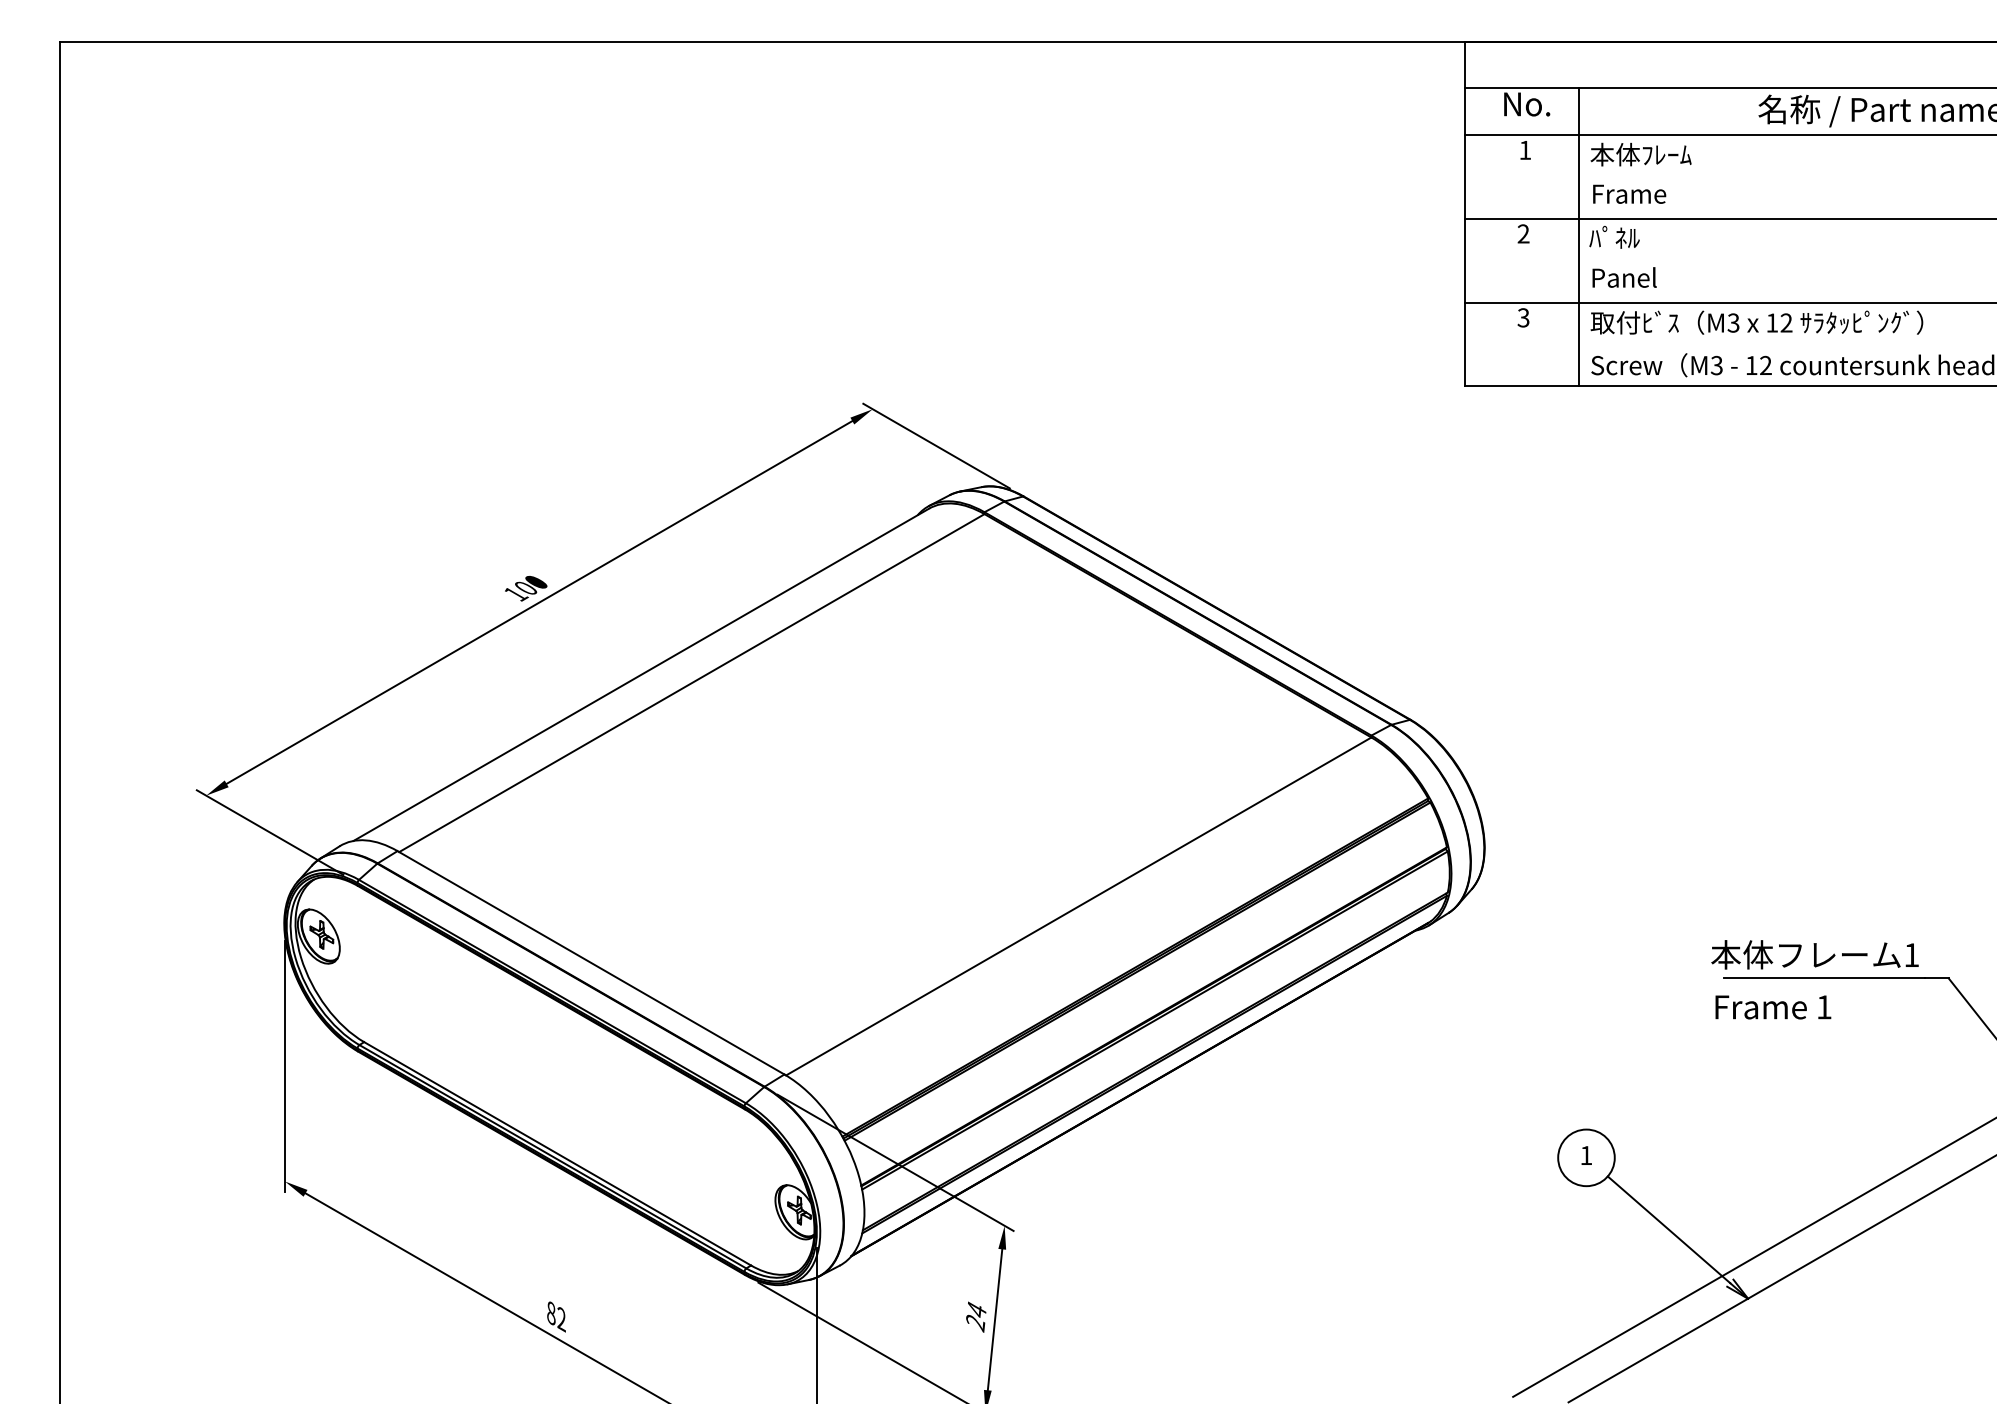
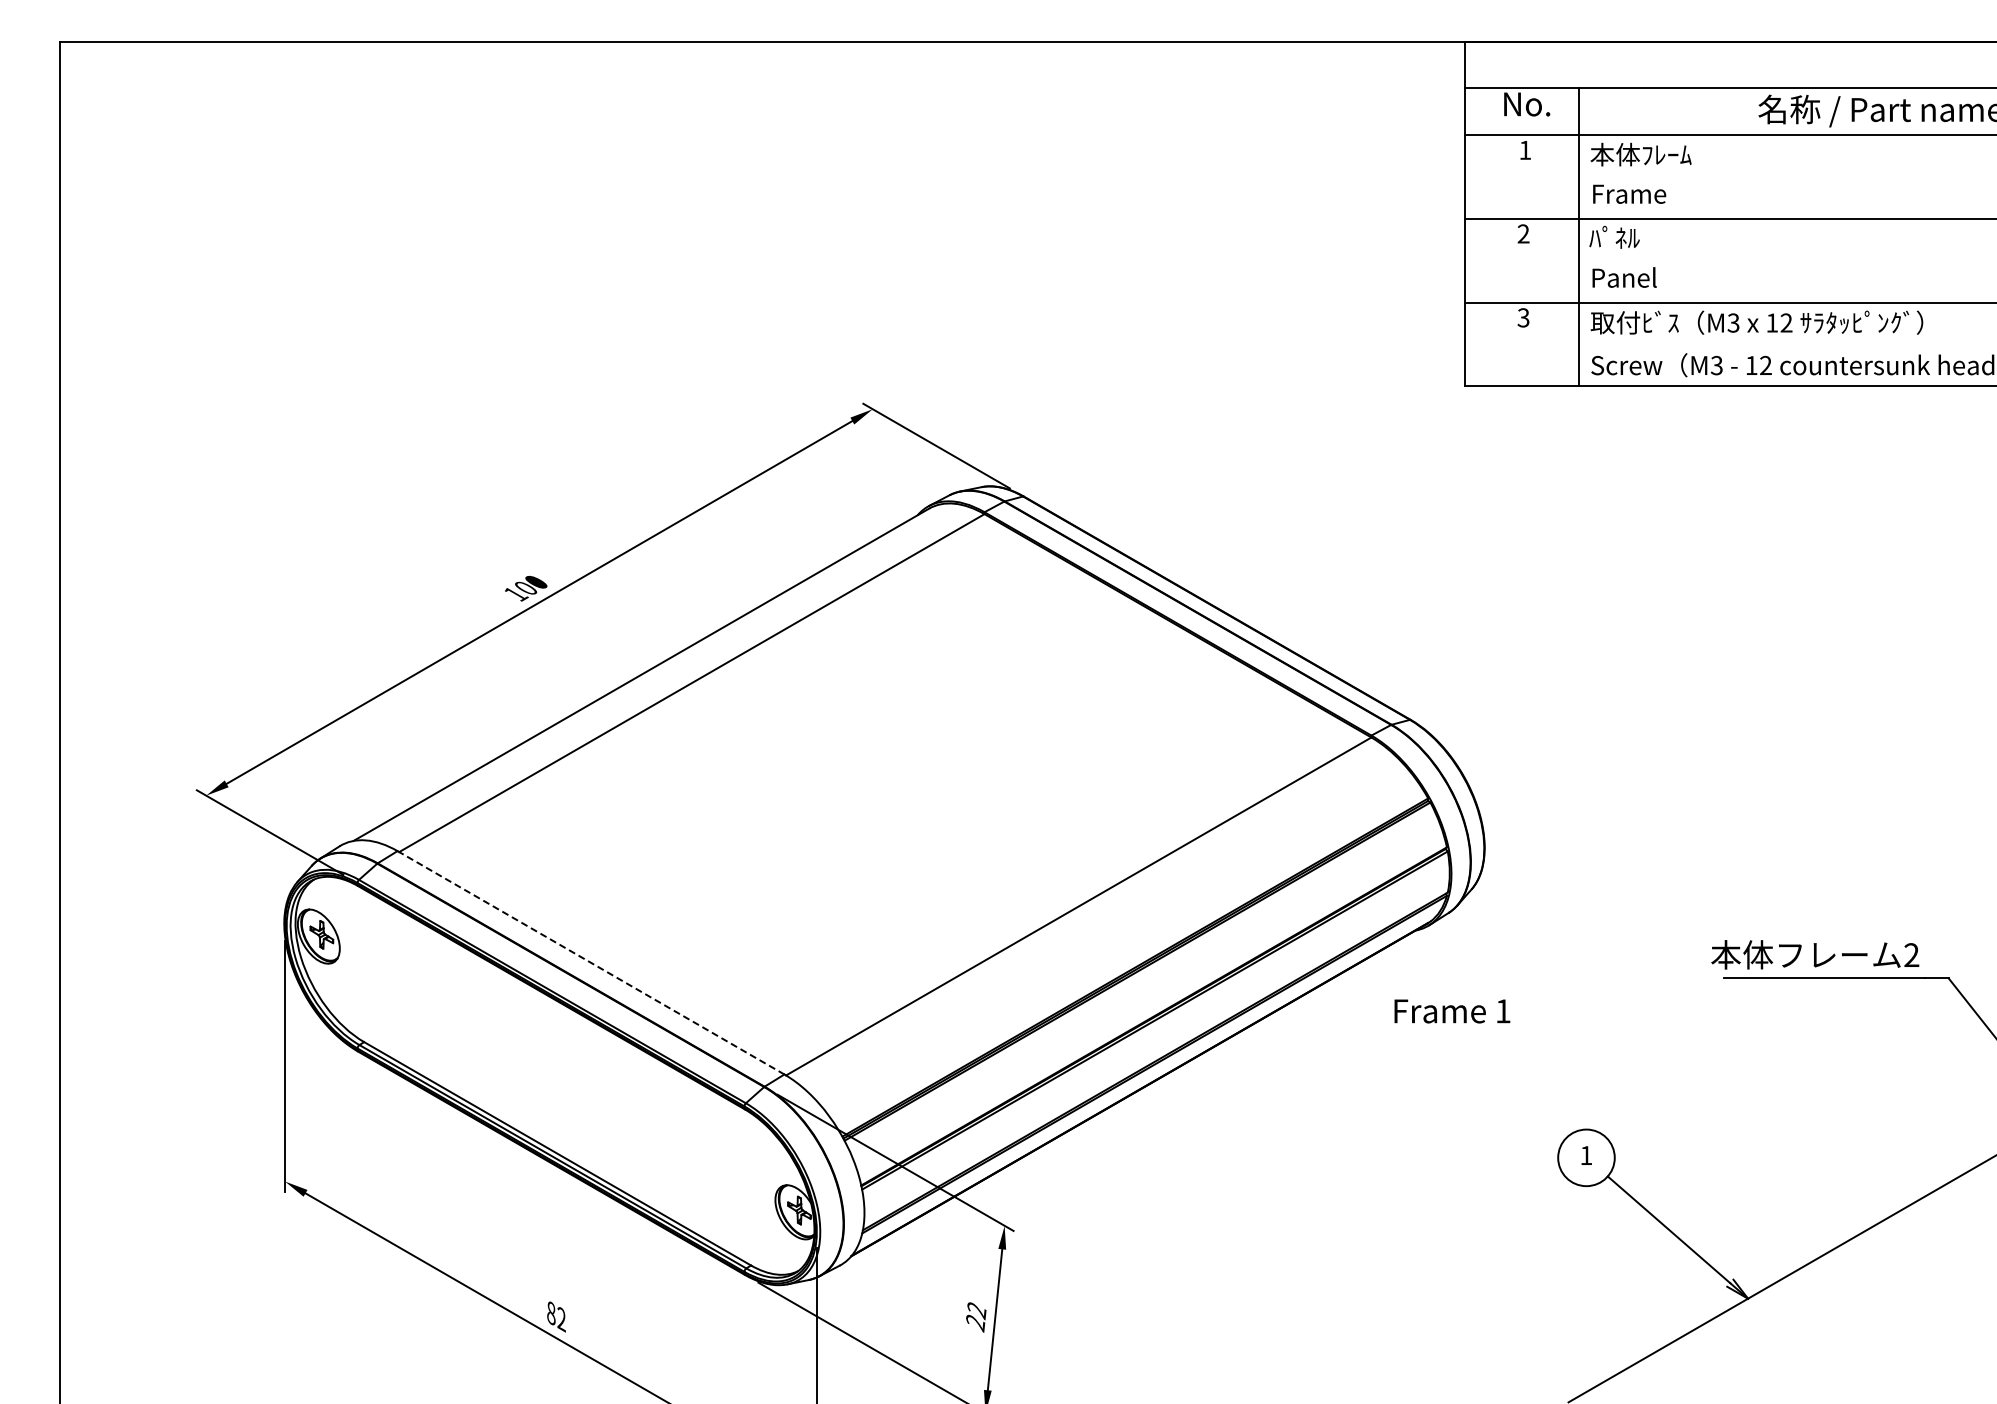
text: 1 -> 2 (1911, 954)
line: solid -> dashed (591, 963)
text position: (1773, 1007) -> (1452, 1011) (1452, 1011)
line: present -> none (1753, 1257)
text: 24 -> 22 (976, 1310)
